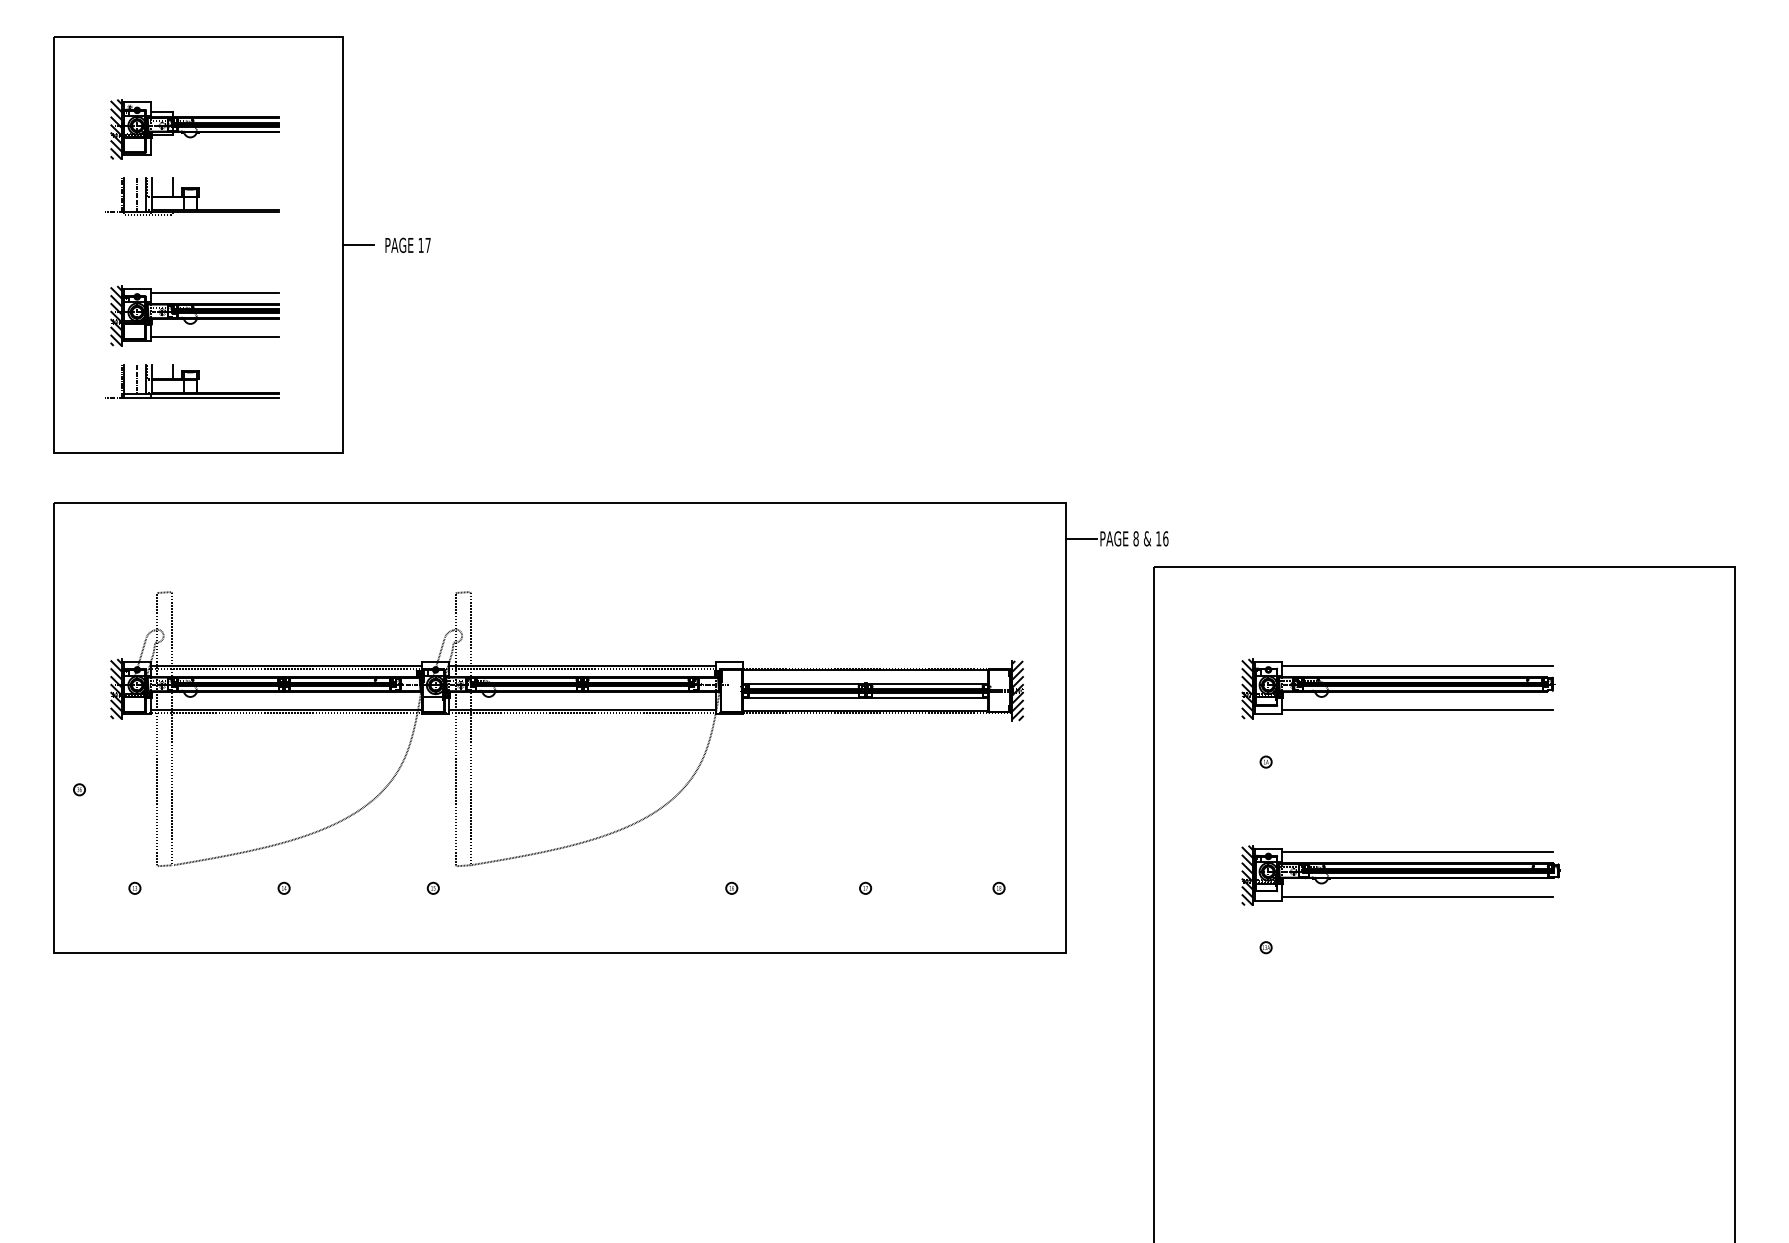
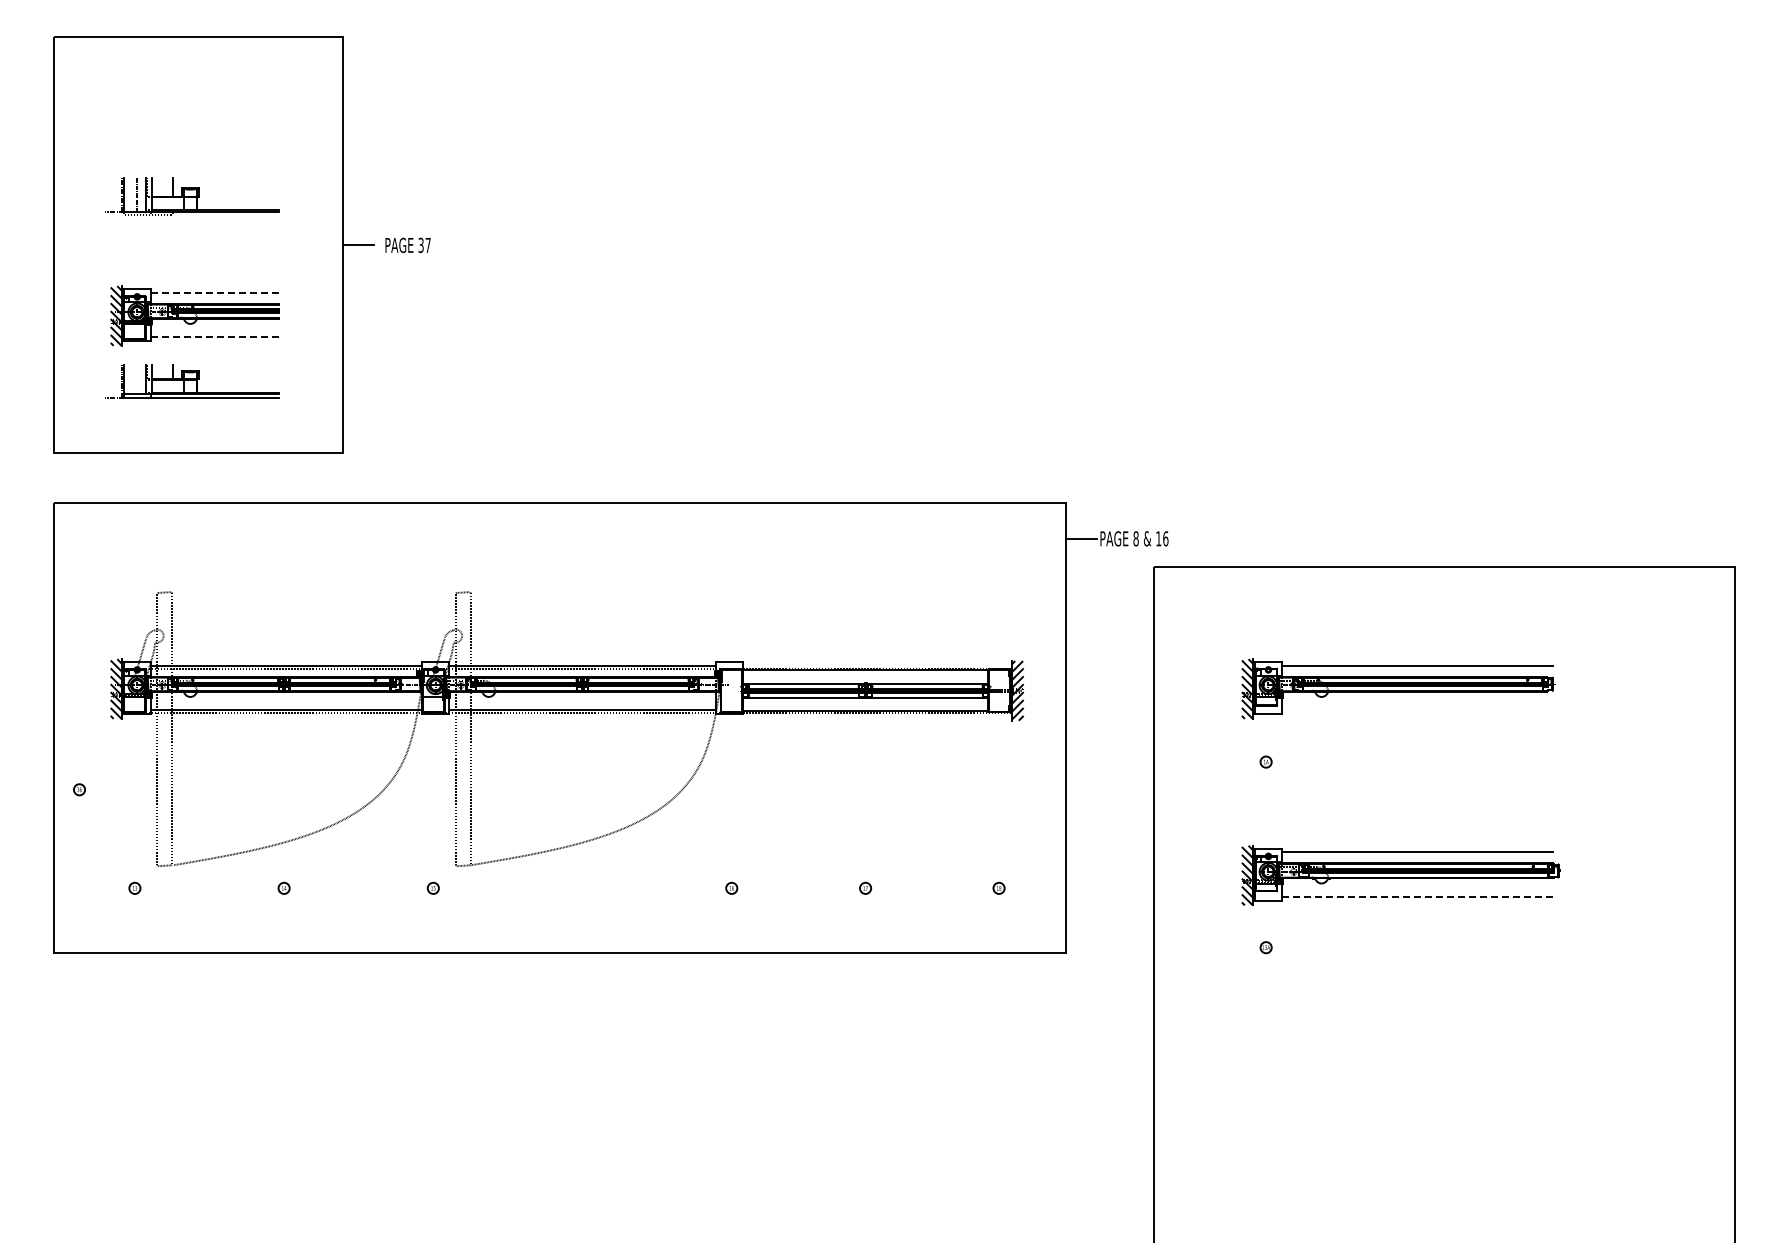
part: present -> none (194, 129)
text: 17 -> 37 (420, 245)
line: solid -> dashed (215, 292)
line: solid -> dashed (215, 337)
line: present -> none (137, 379)
line: present -> none (1416, 710)
line: solid -> dashed (1417, 897)
